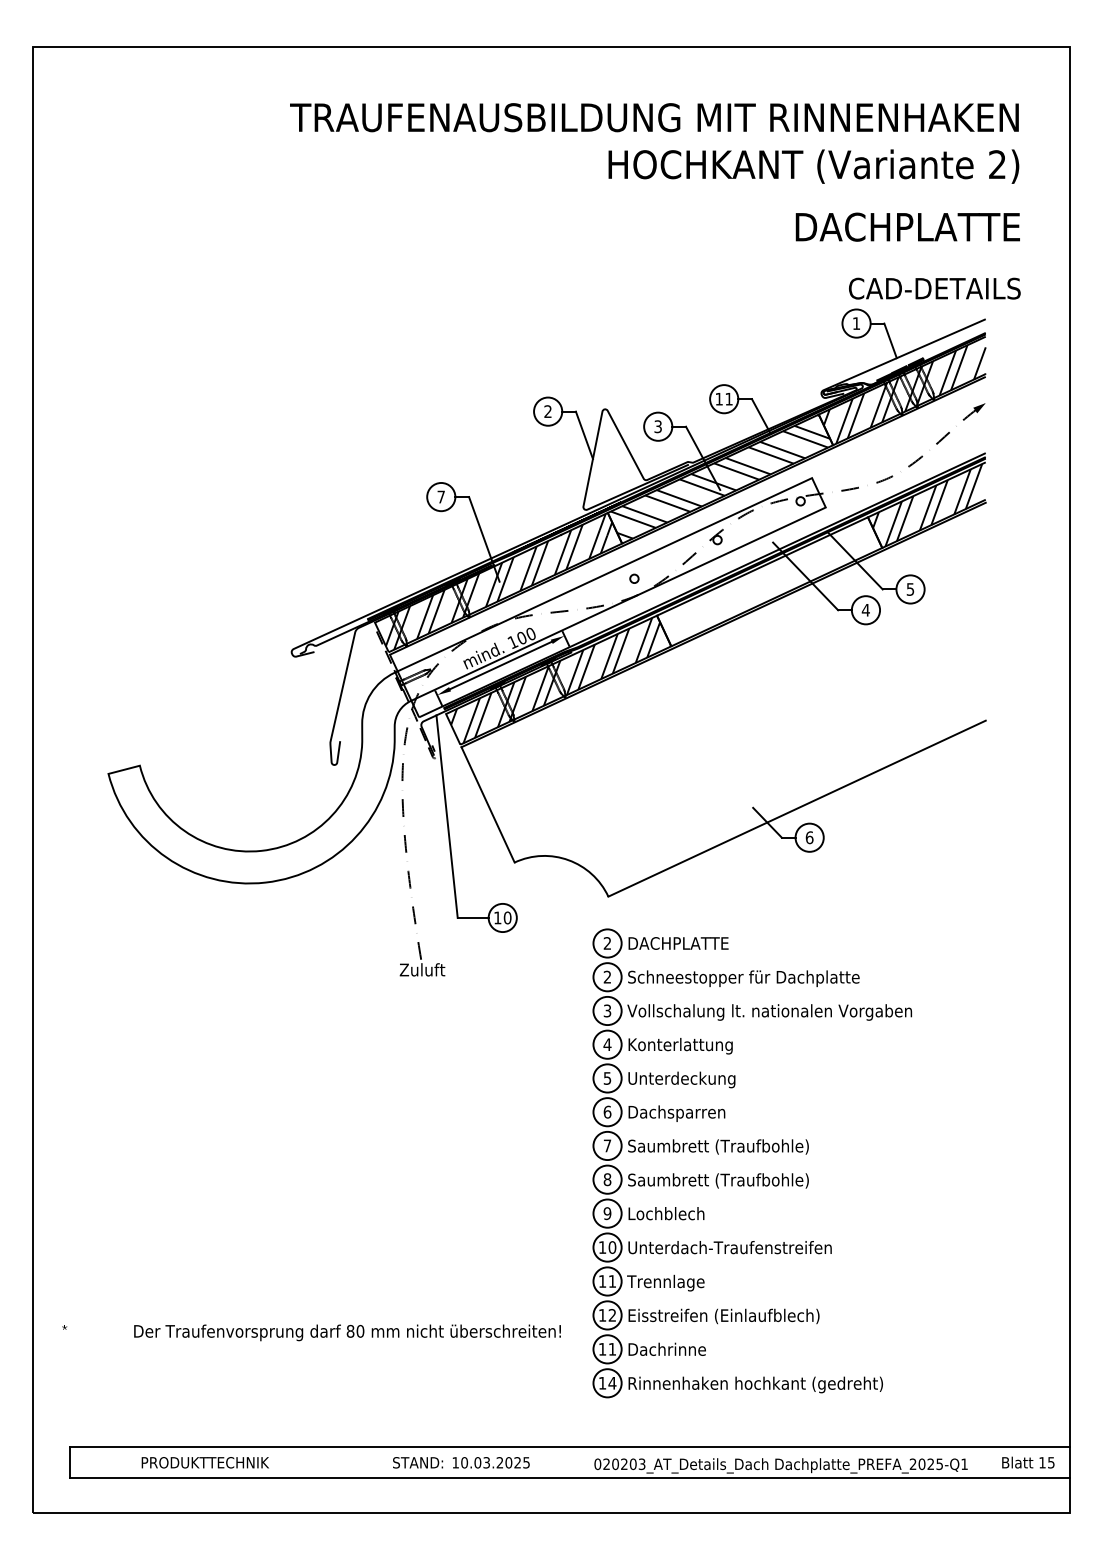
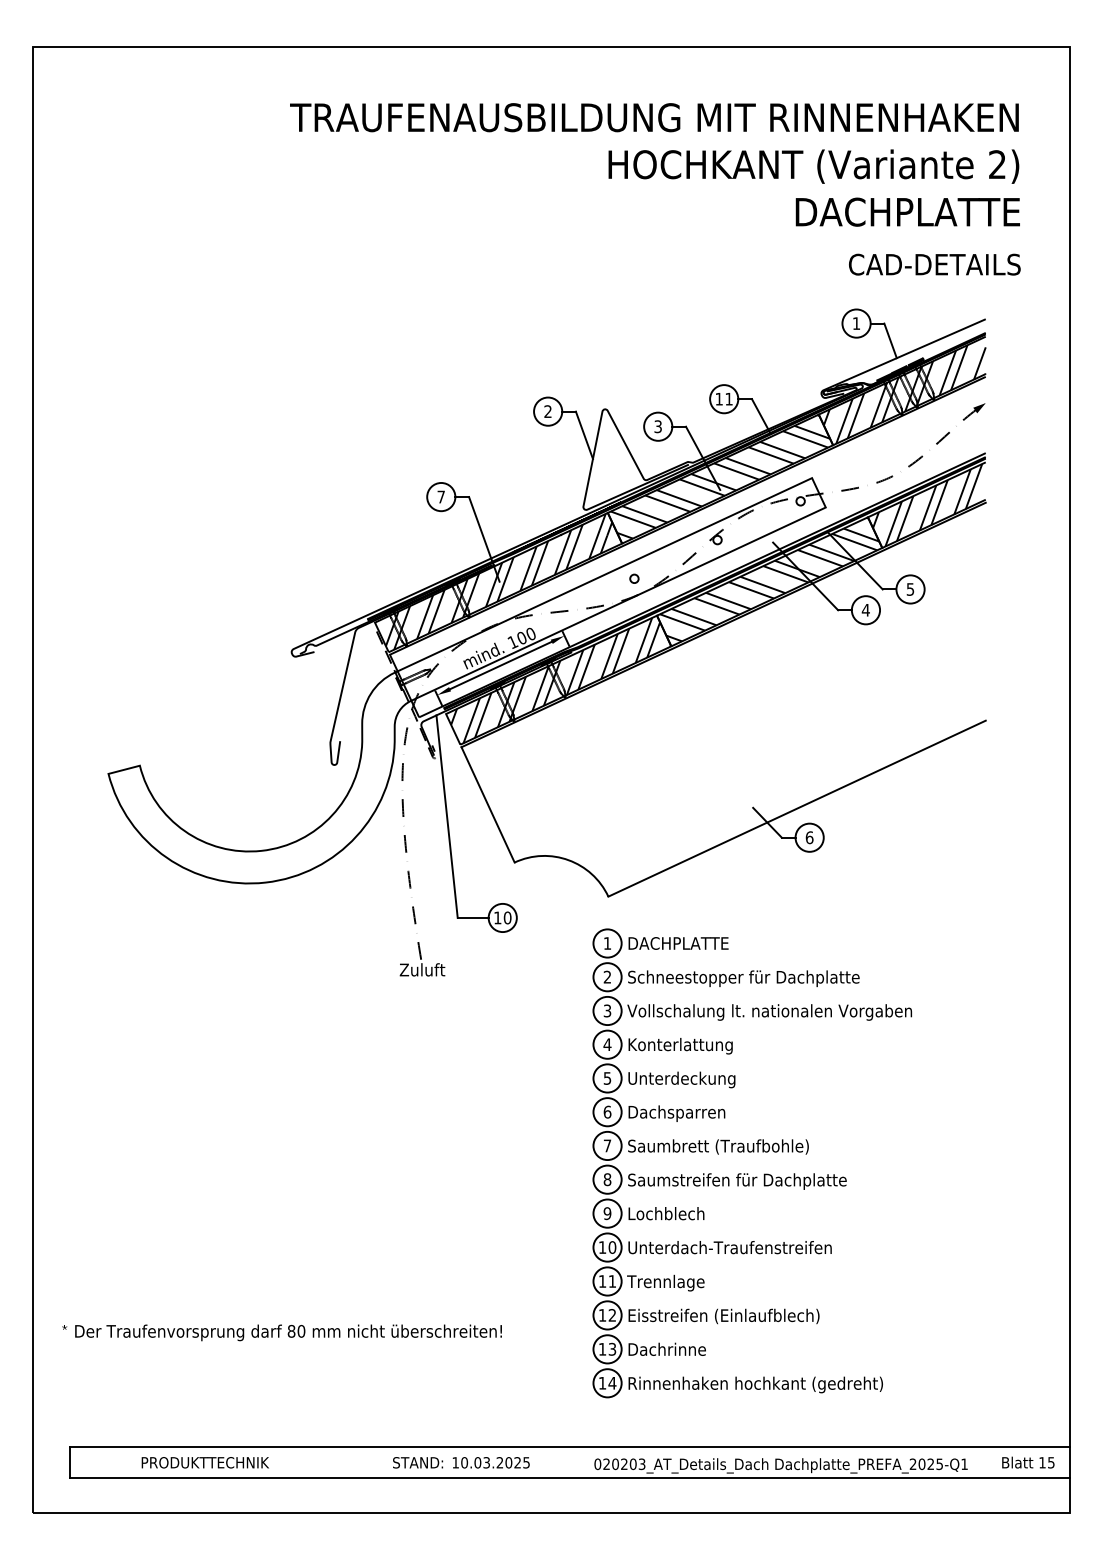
text position: (907, 226) -> (907, 211) (907, 211)
text position: (934, 288) -> (934, 264) (934, 264)
hatch: none -> present (769, 579)
text: 2 -> 1 (606, 943)
text: Saumbrett (Traufbohle) -> Saumstreifen für Dachplatte (759, 1181)
text position: (347, 1332) -> (288, 1332) (288, 1332)
text: 11 -> 13 (612, 1348)
